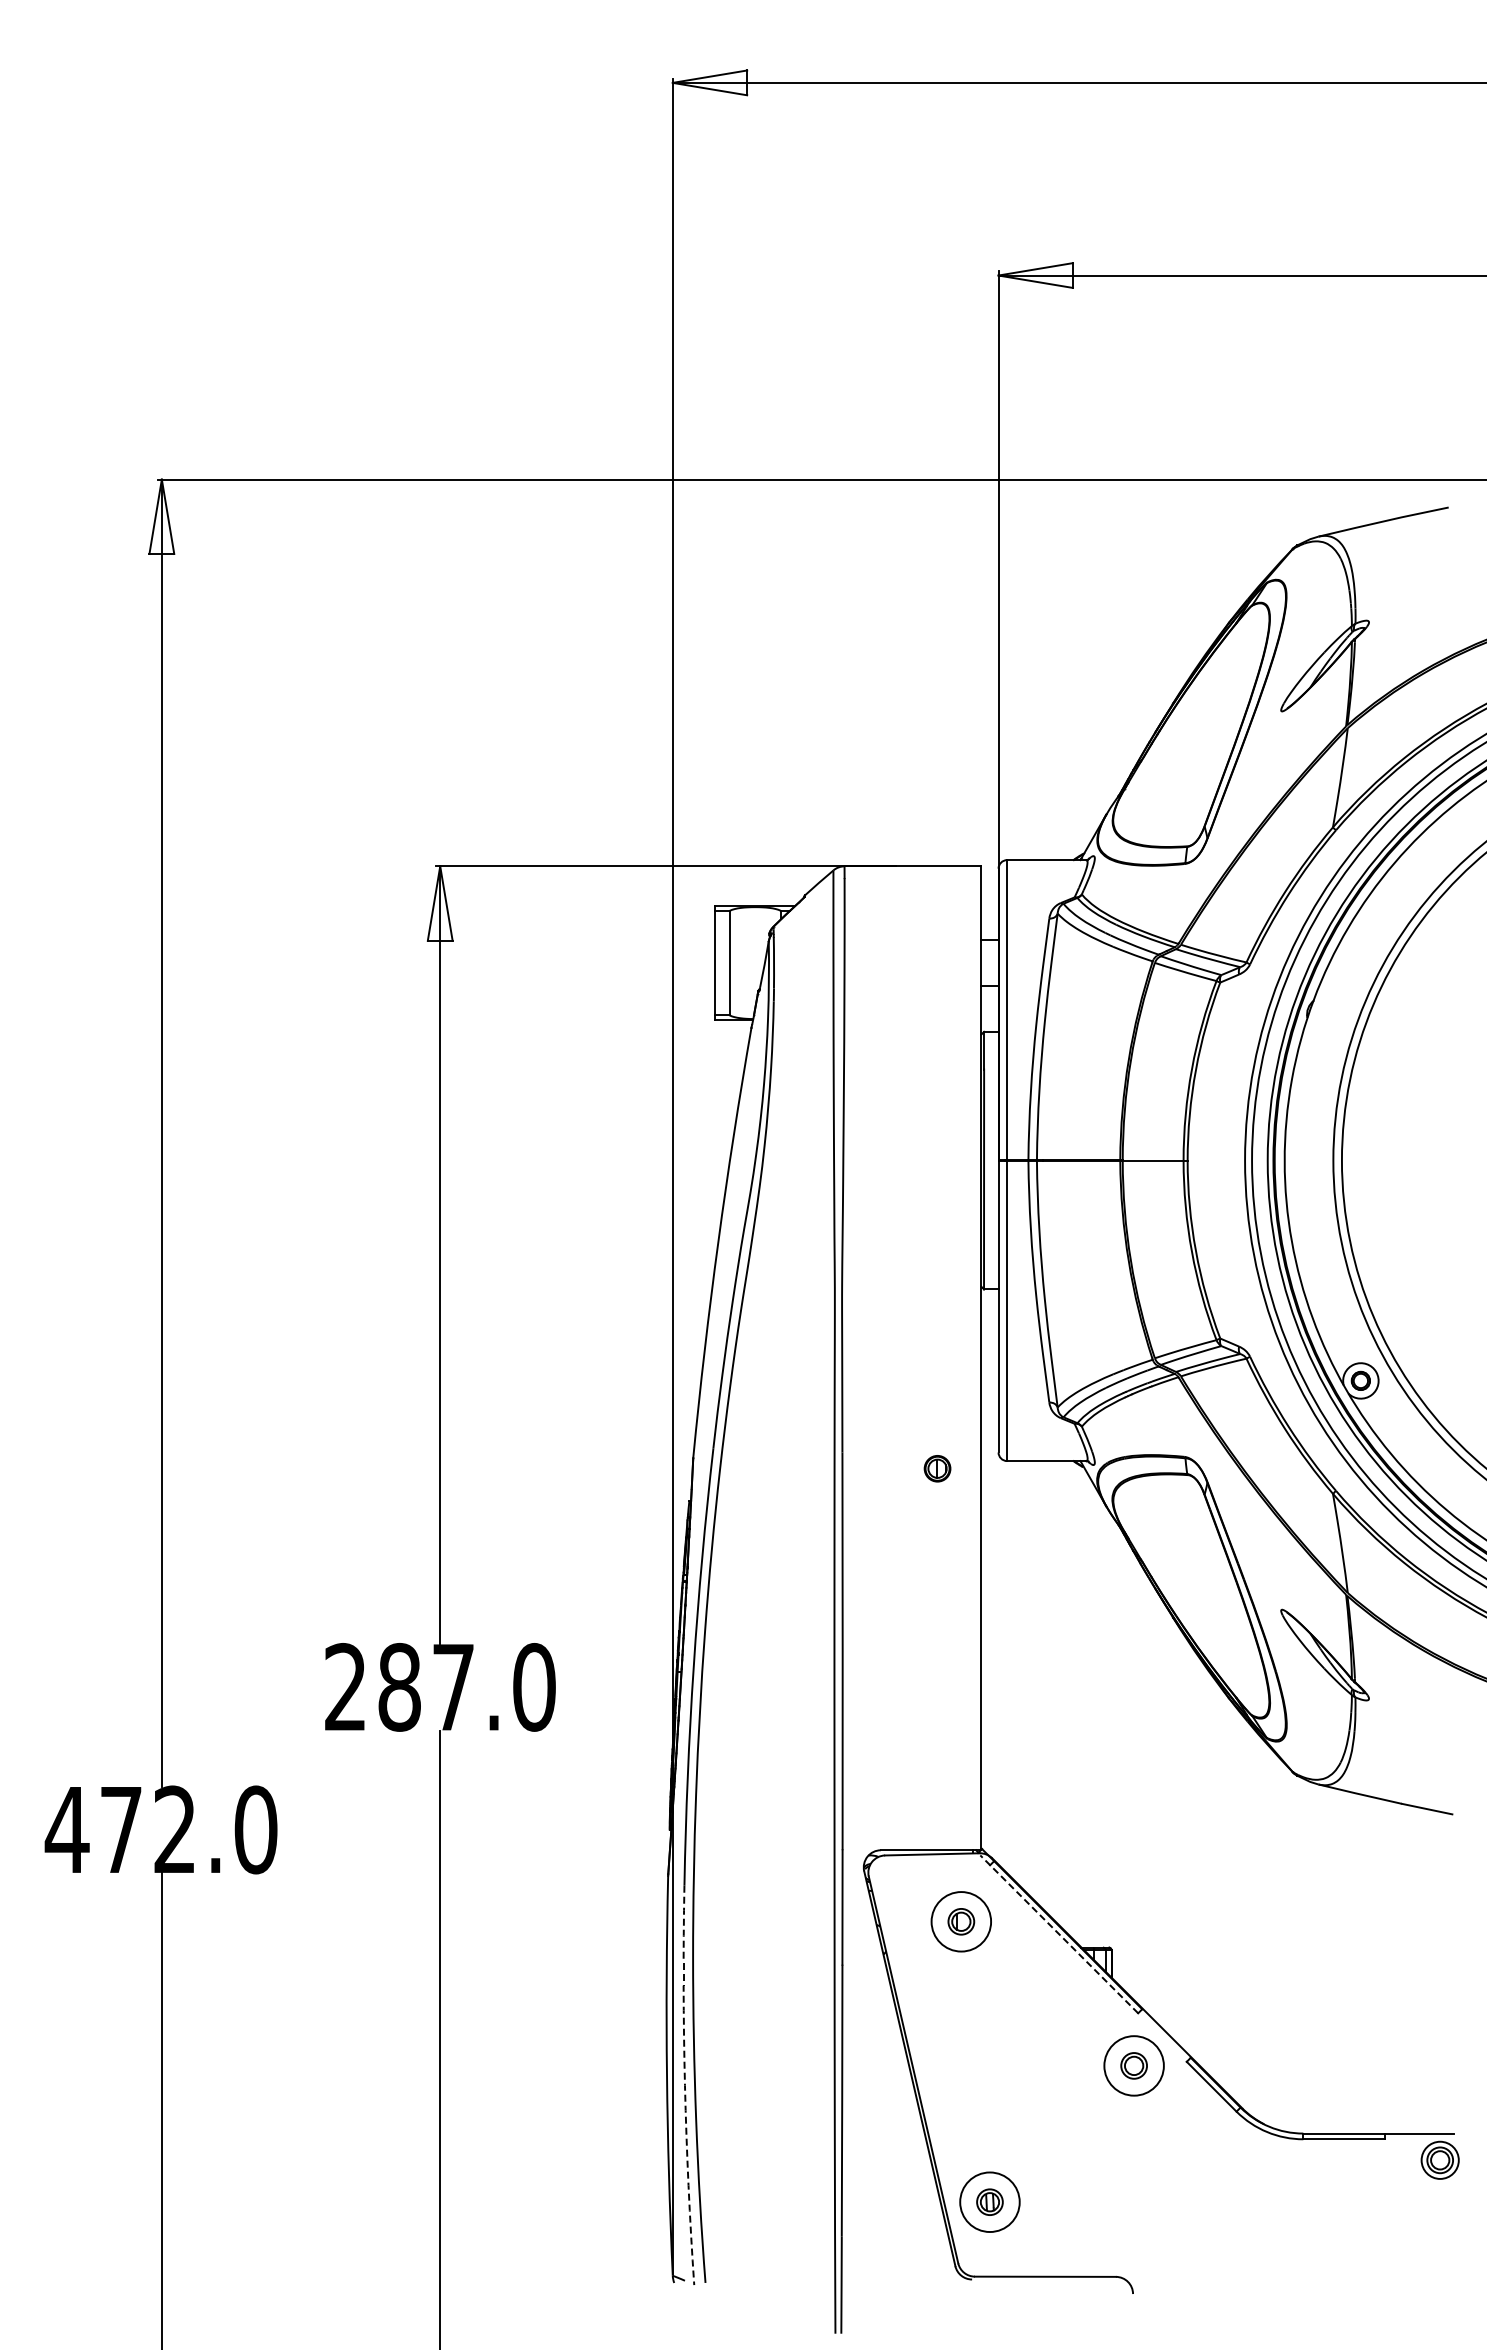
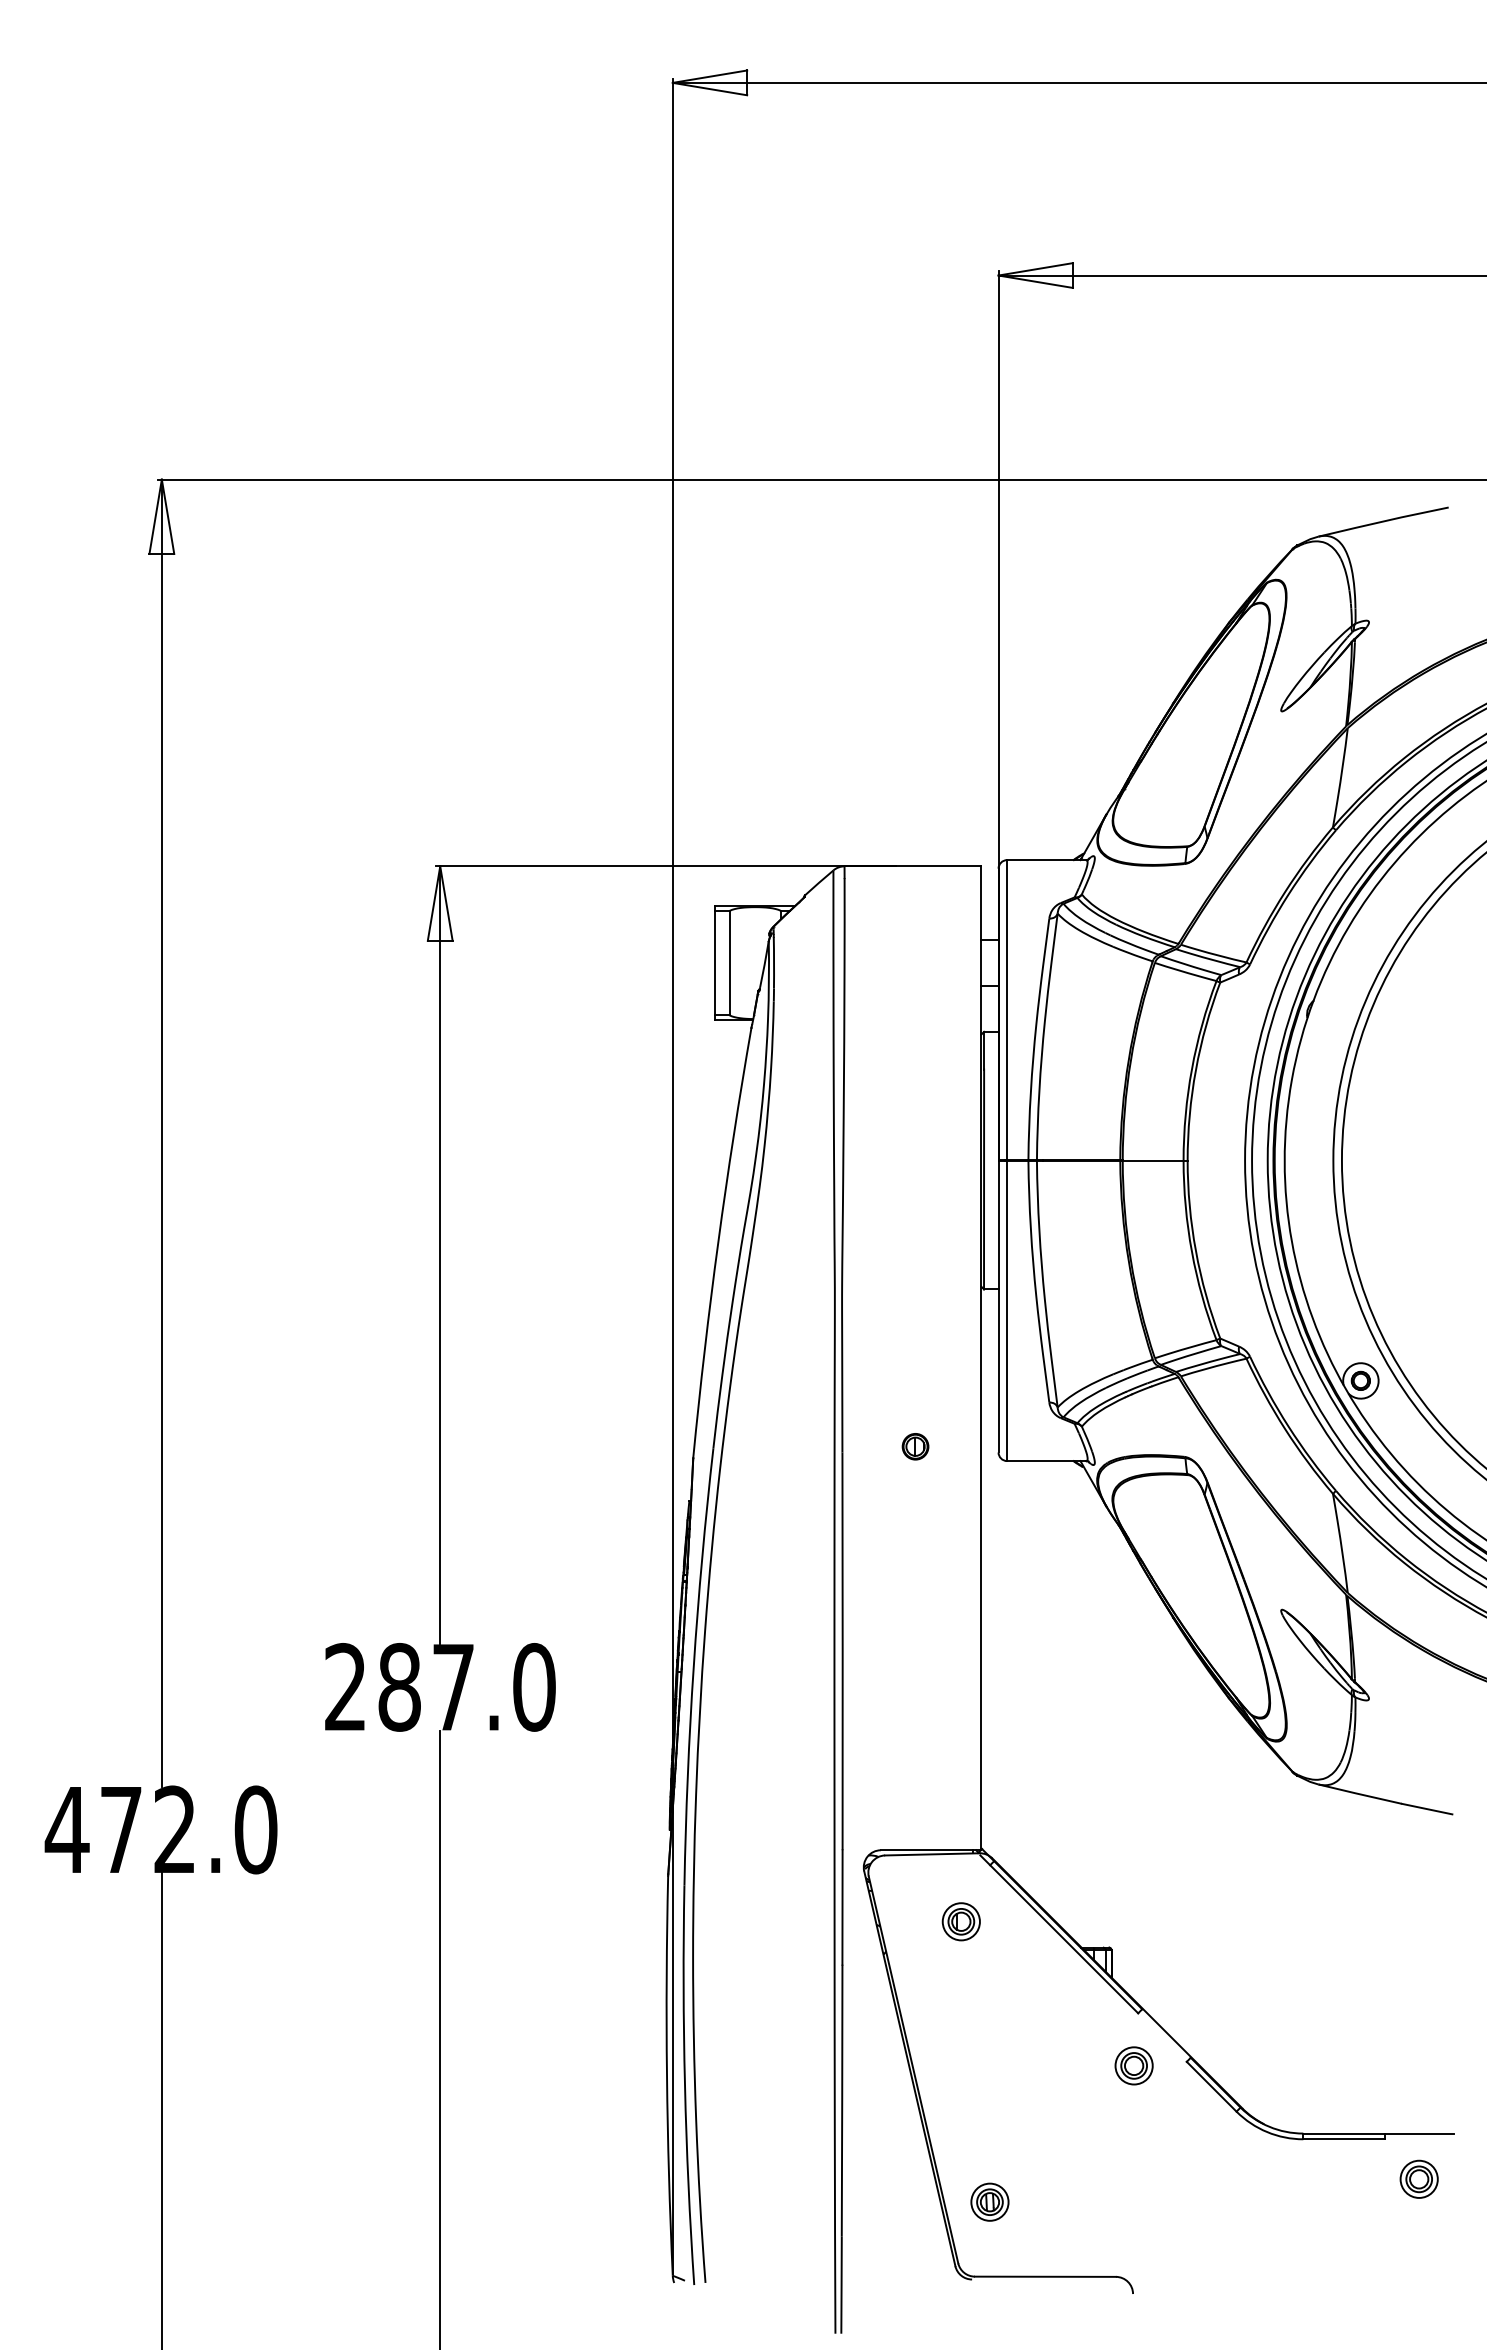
part position: (937, 1468) -> (915, 1446) (915, 1446)
circle diameter: 60 px -> 37 px (960, 1921)
line: dashed -> solid (1059, 1934)
circle diameter: 60 px -> 37 px (1133, 2065)
arc: dashed -> solid (684, 2085)
part position: (1439, 2159) -> (1418, 2178) (1418, 2178)
circle diameter: 60 px -> 37 px (989, 2201)
